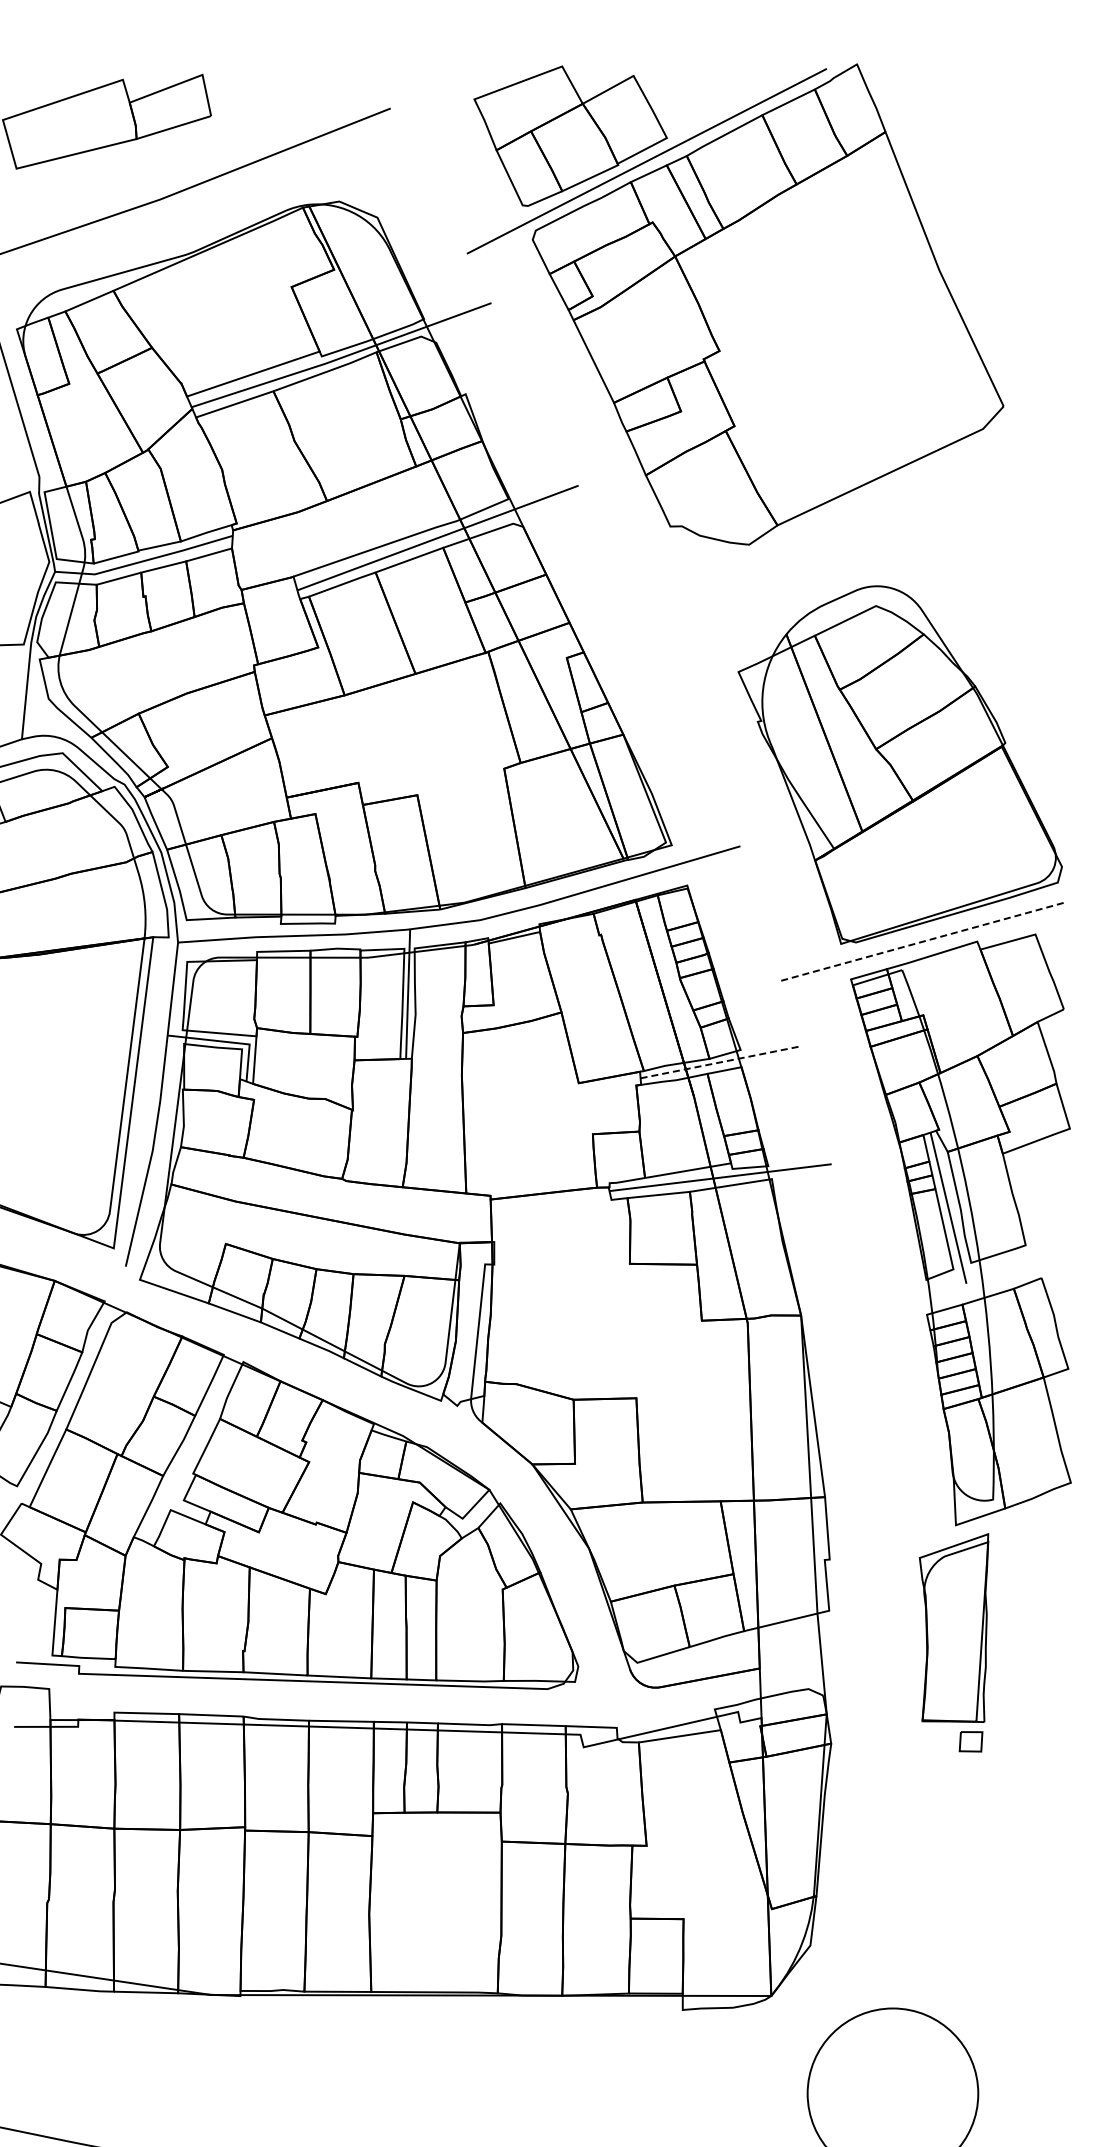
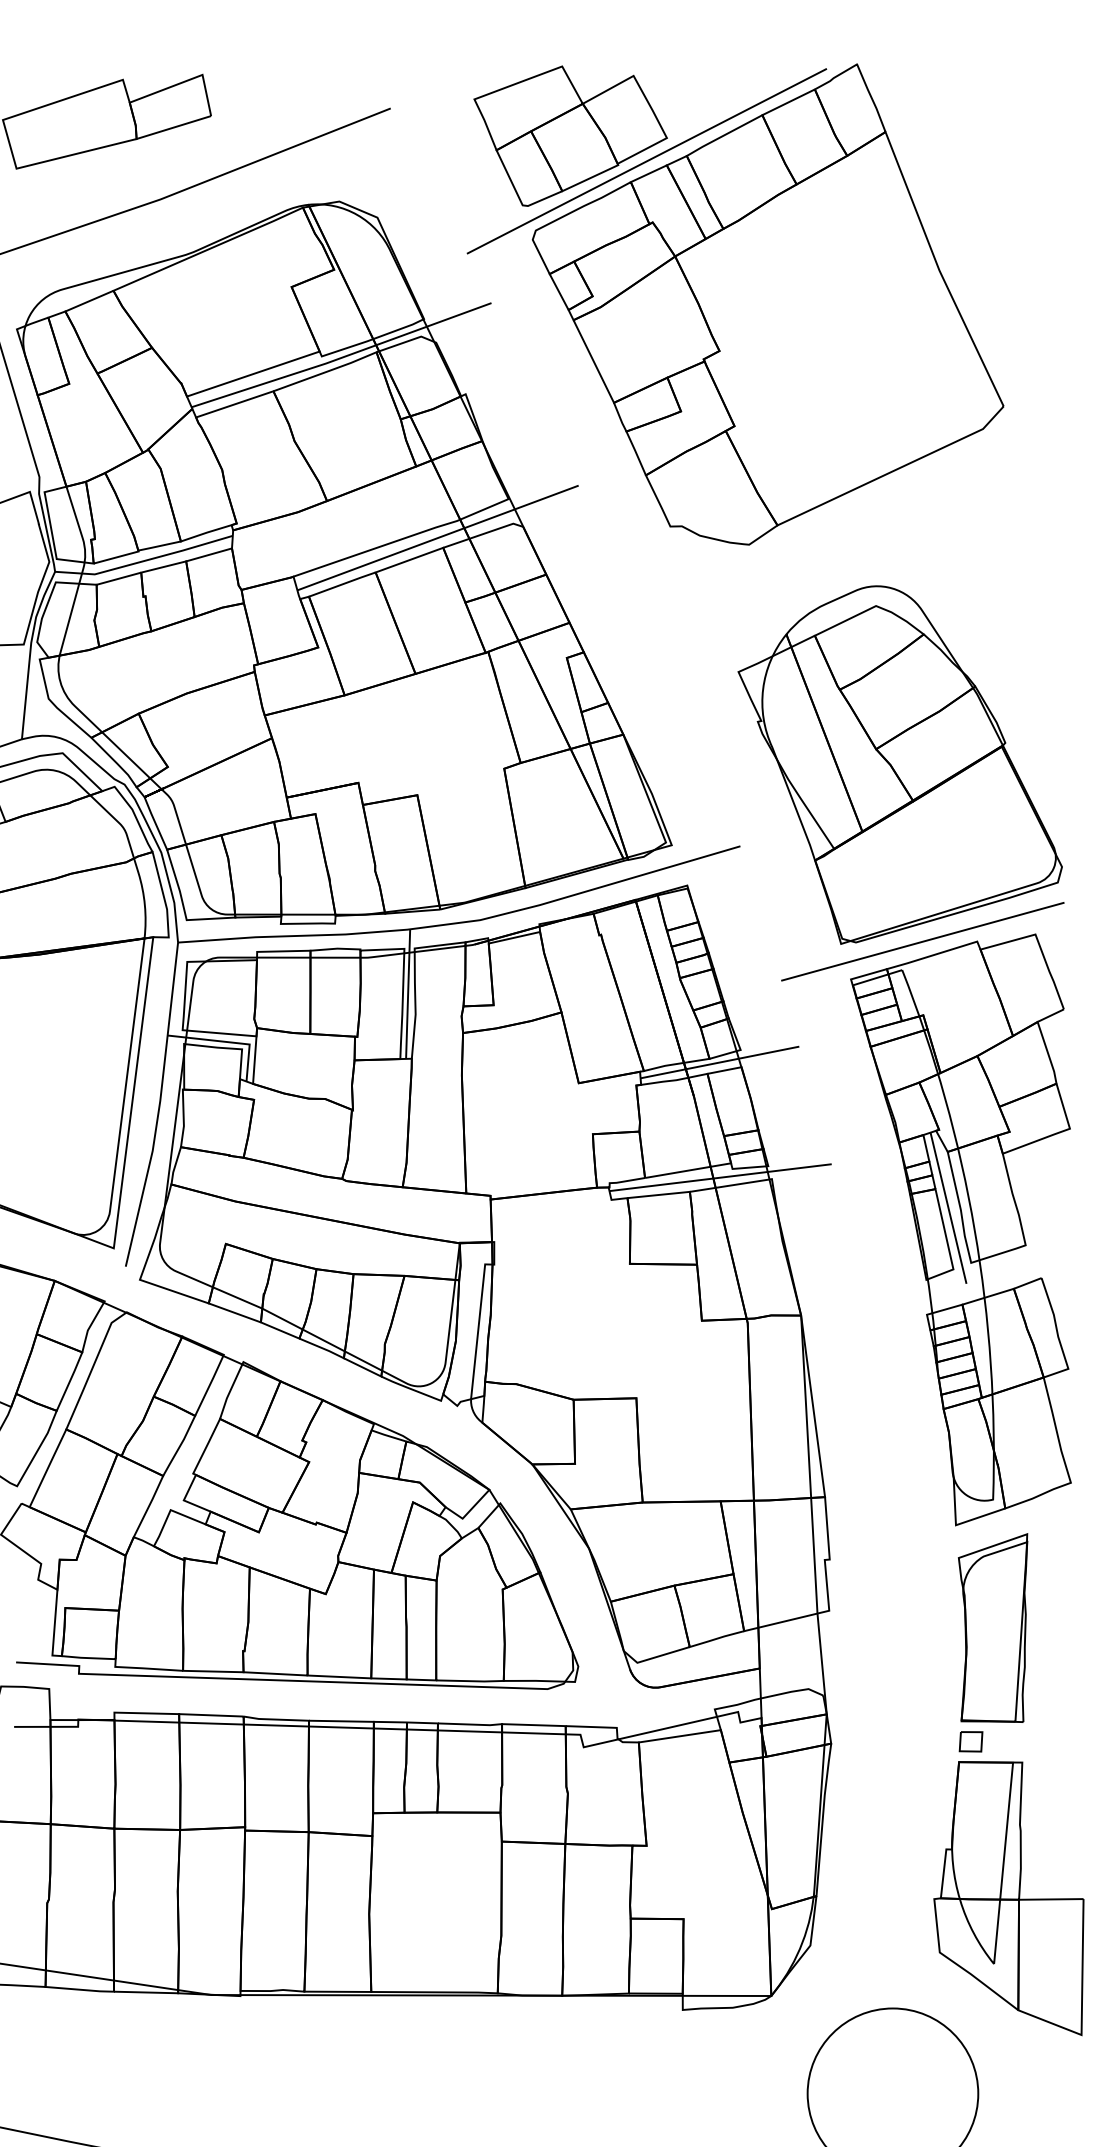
line: dashed -> solid (922, 941)
line: dashed -> solid (719, 1062)
part position: (954, 1627) -> (993, 1627) (993, 1627)
part: none -> present (1008, 1898)
